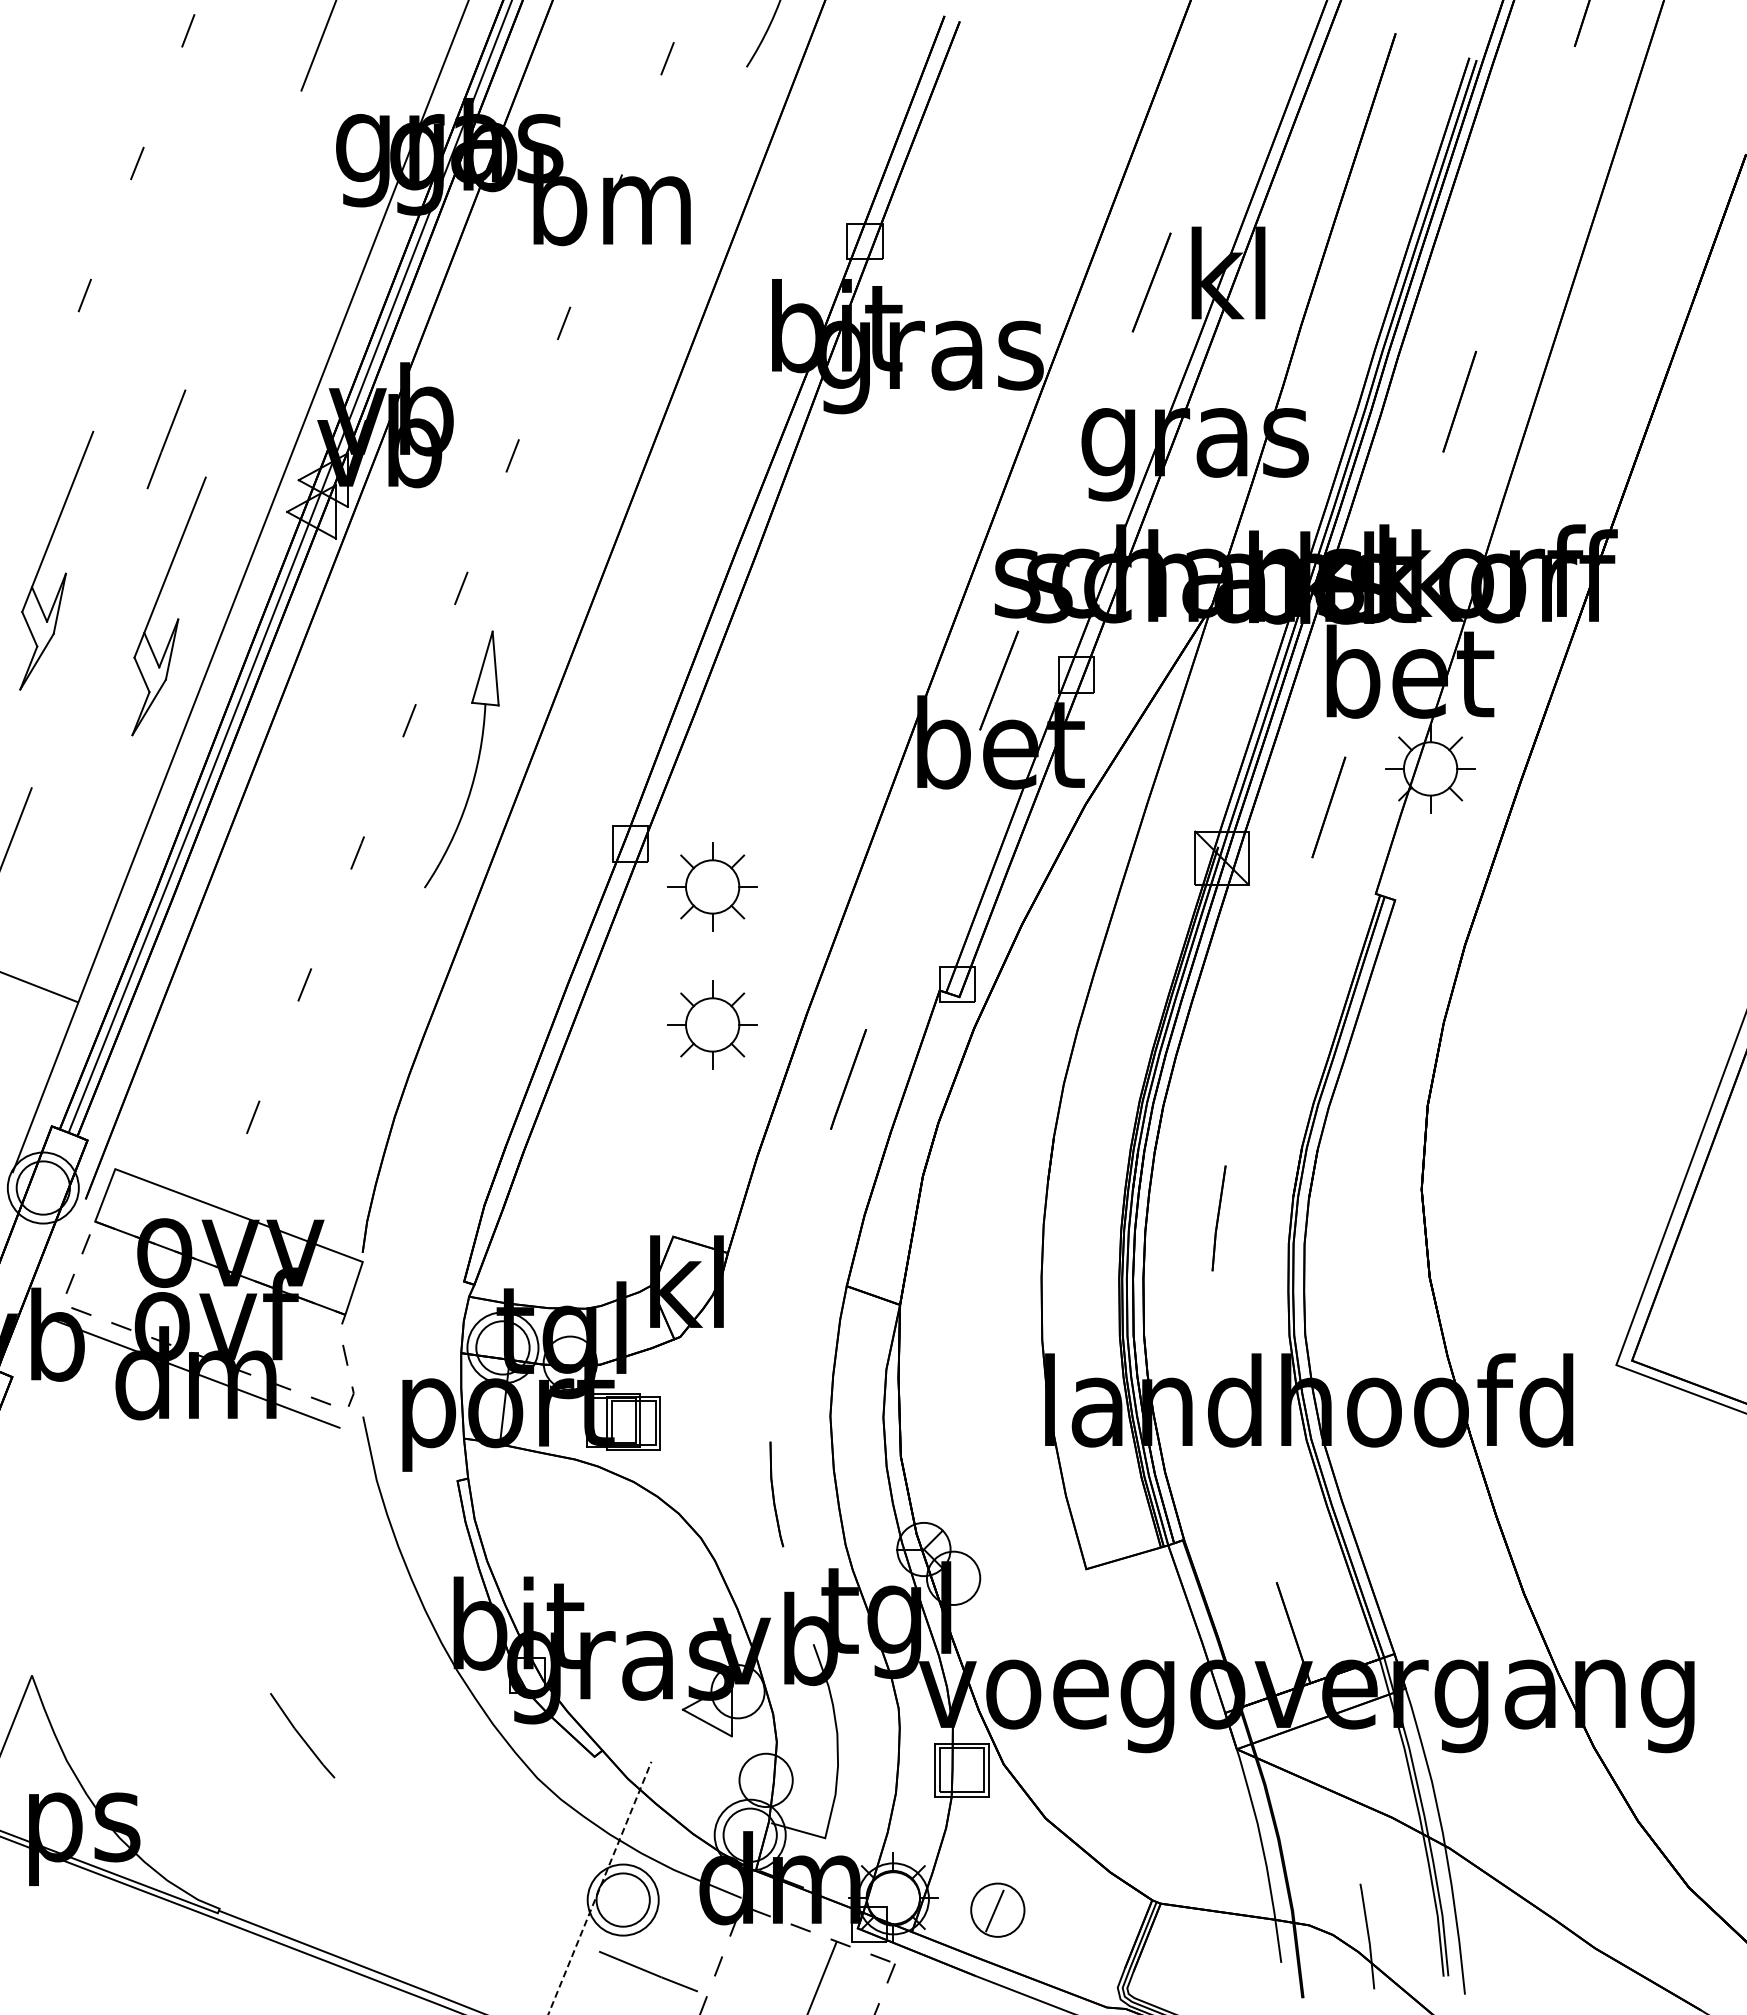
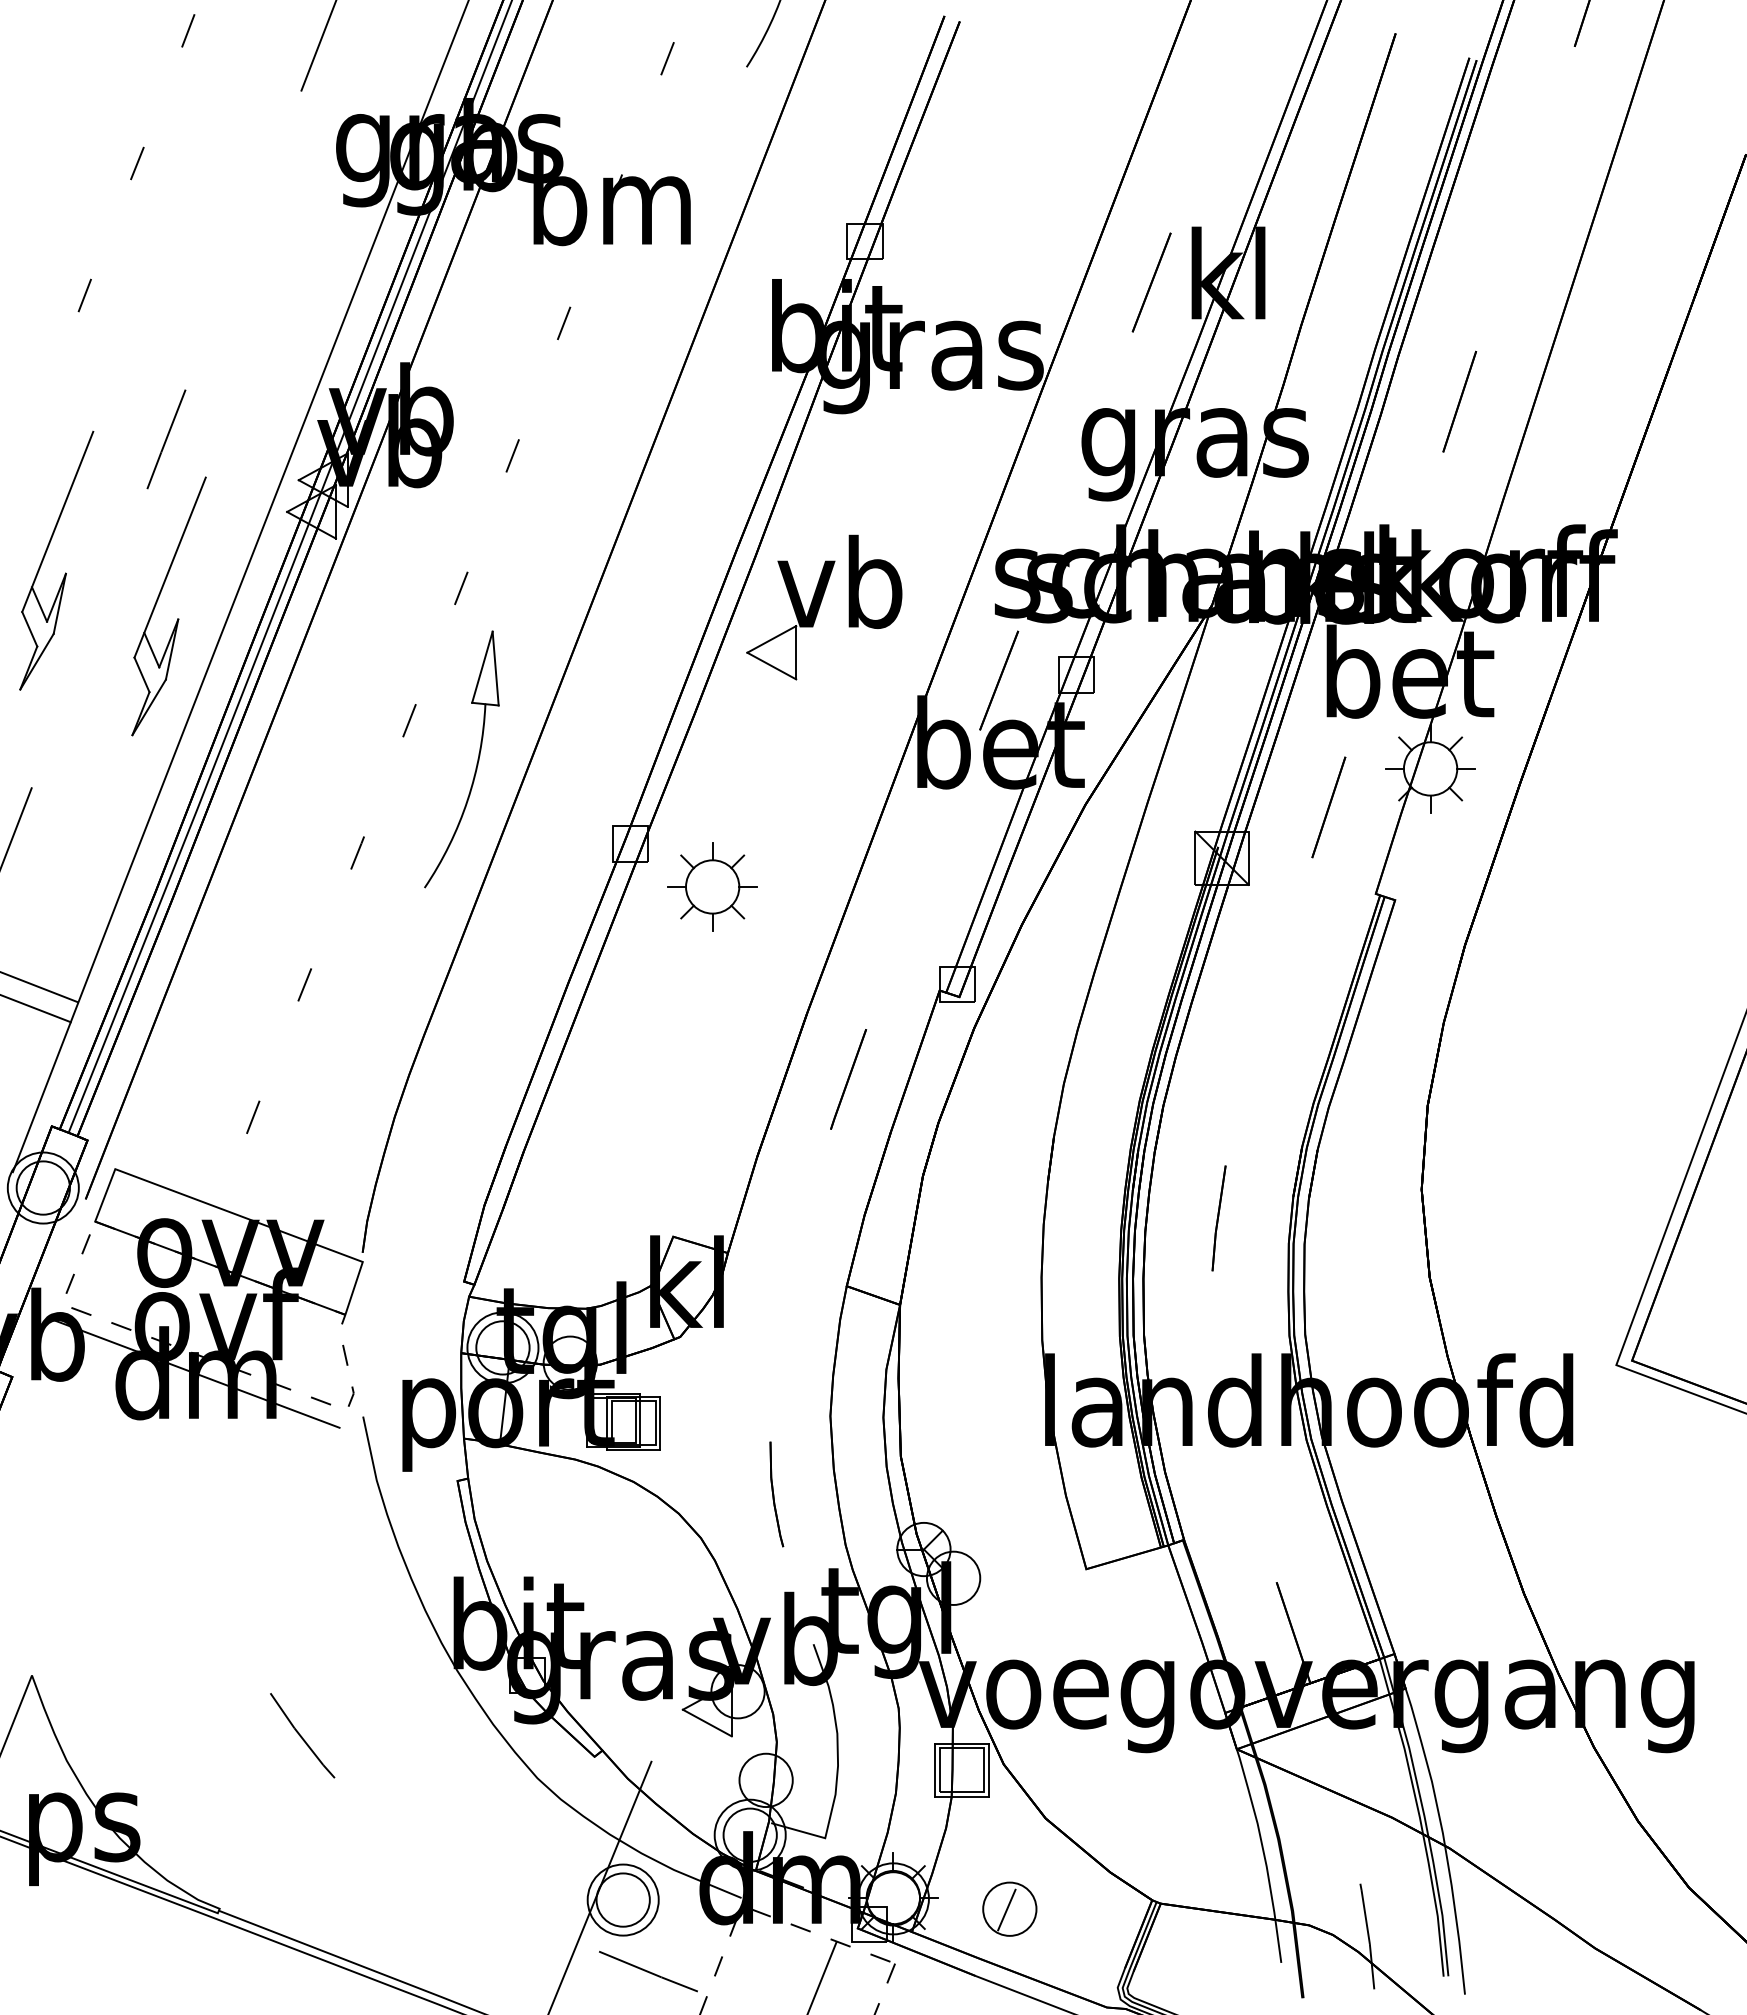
part: none -> present (824, 607)
line: none -> present (36, 1008)
part: present -> none (712, 1024)
line: dashed -> solid (600, 1887)
part position: (997, 1909) -> (1009, 1908) (1009, 1908)
